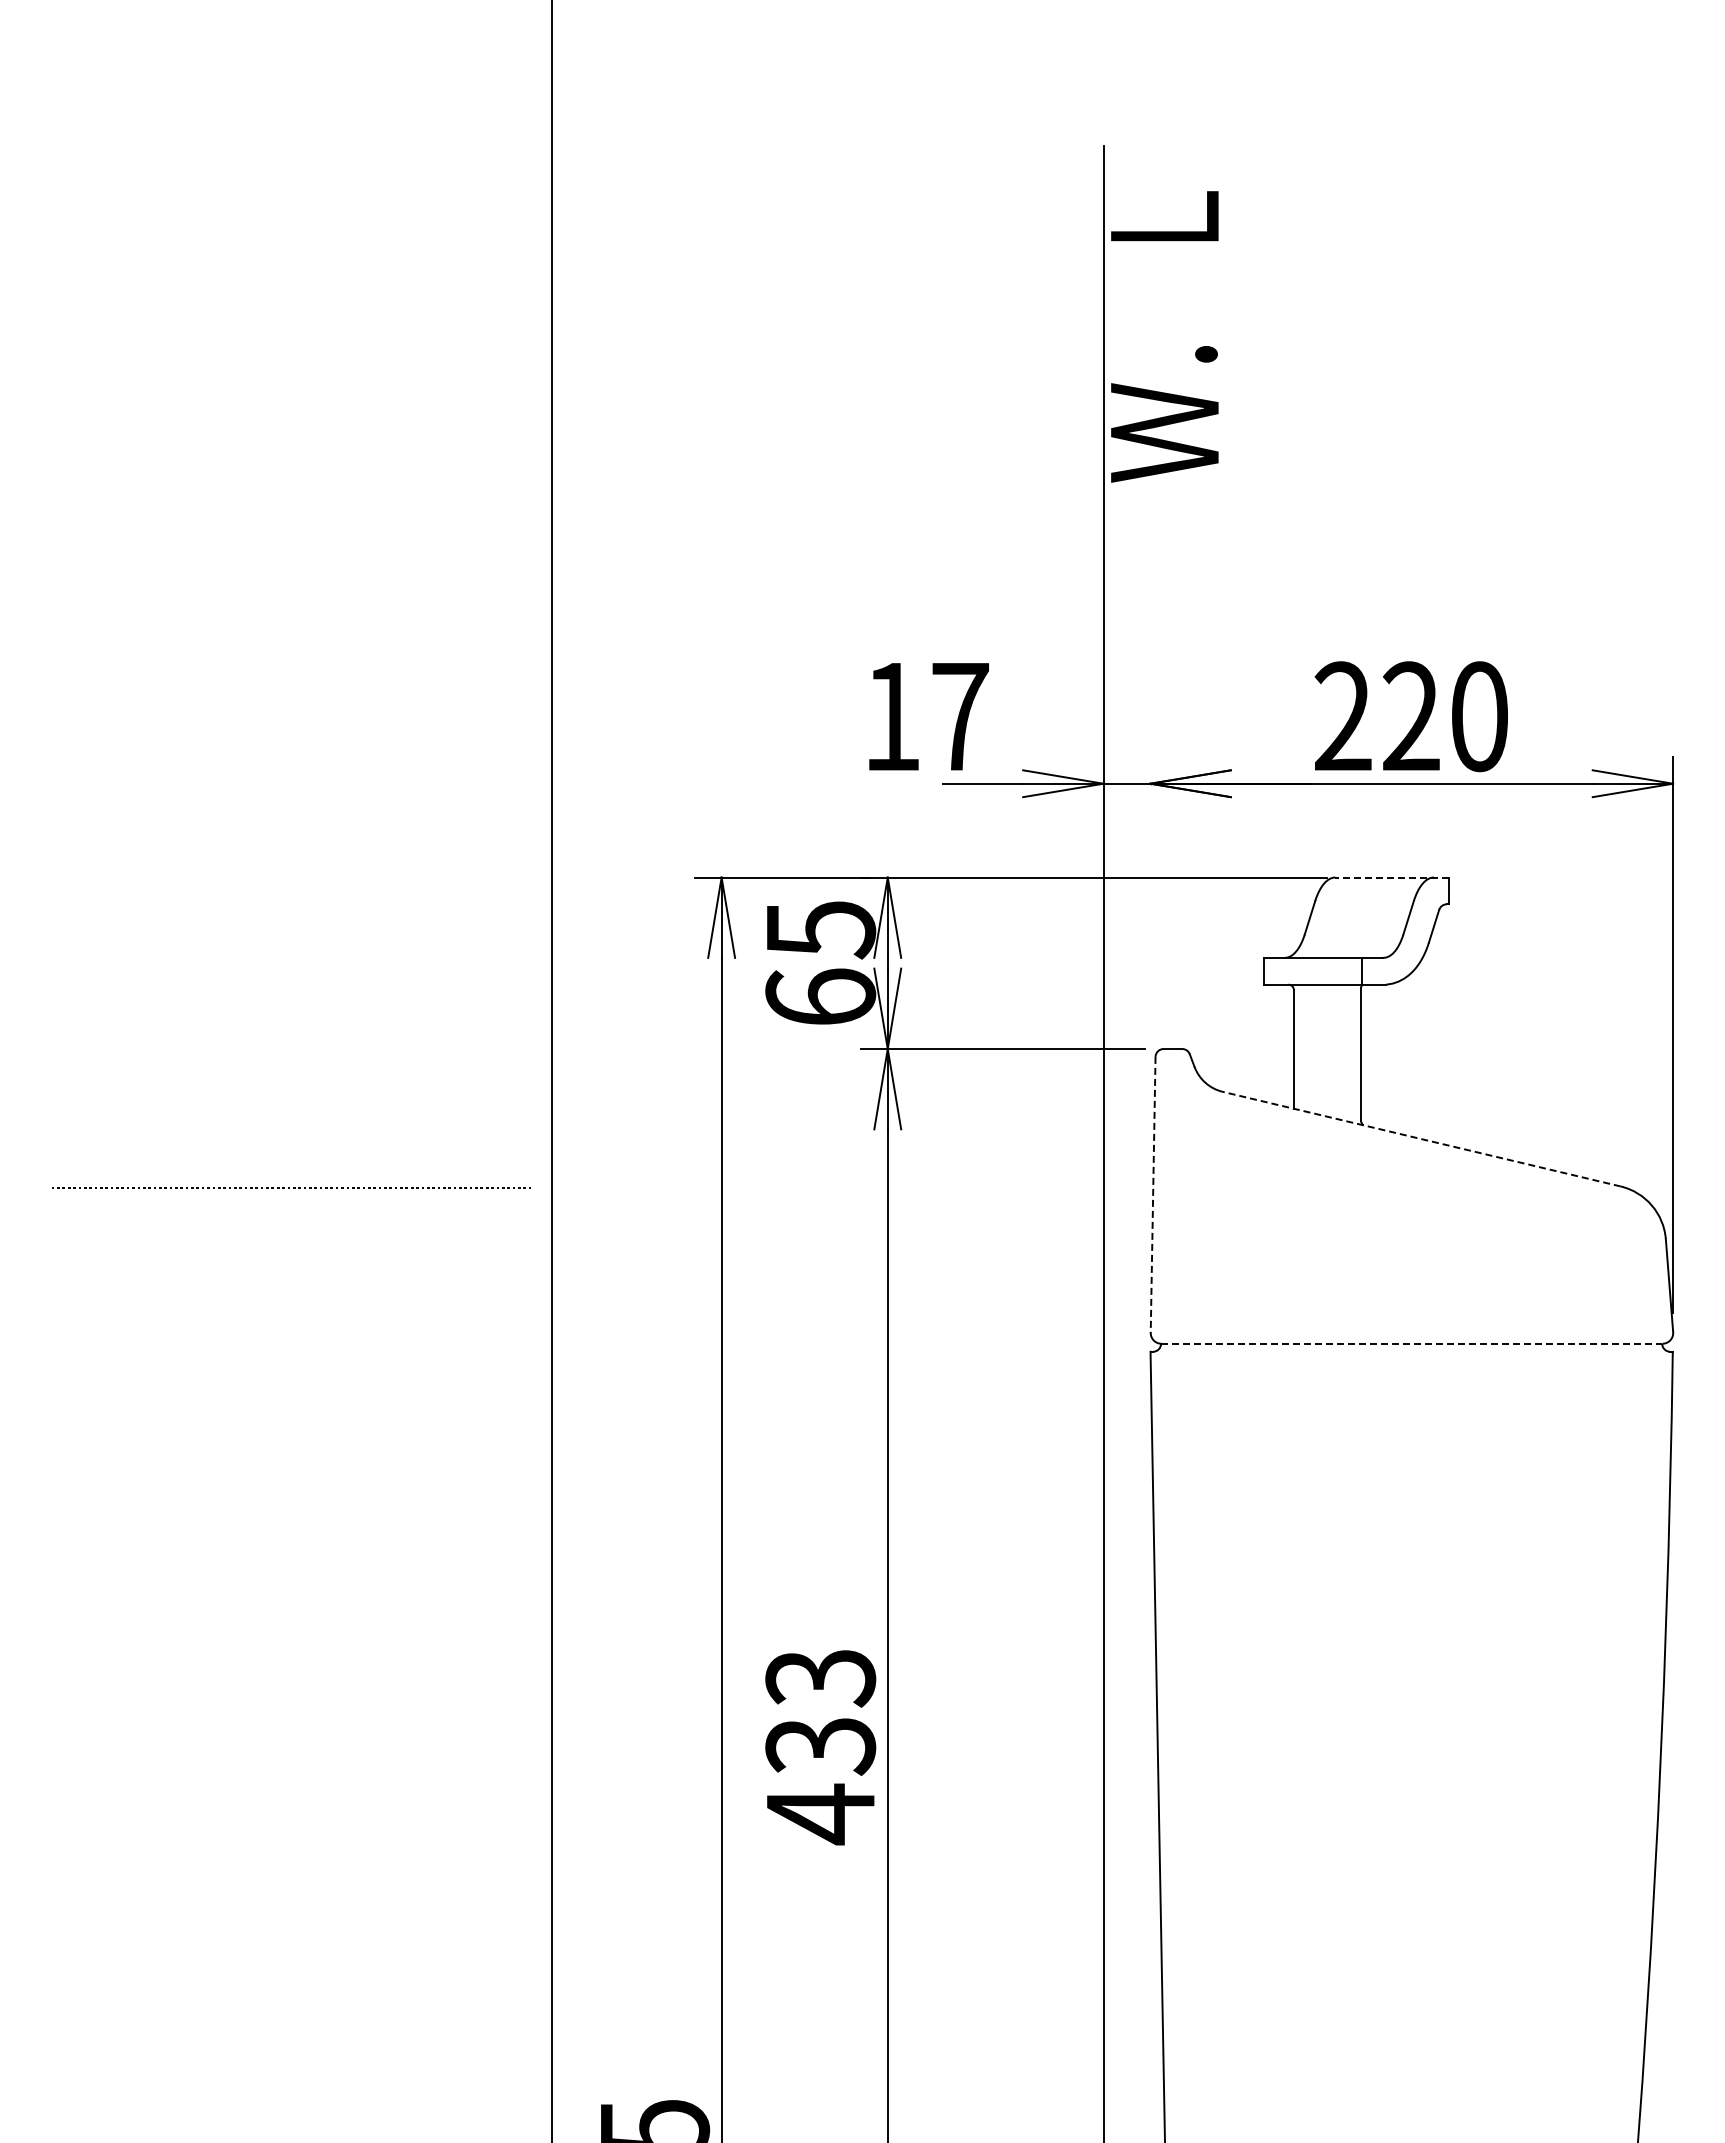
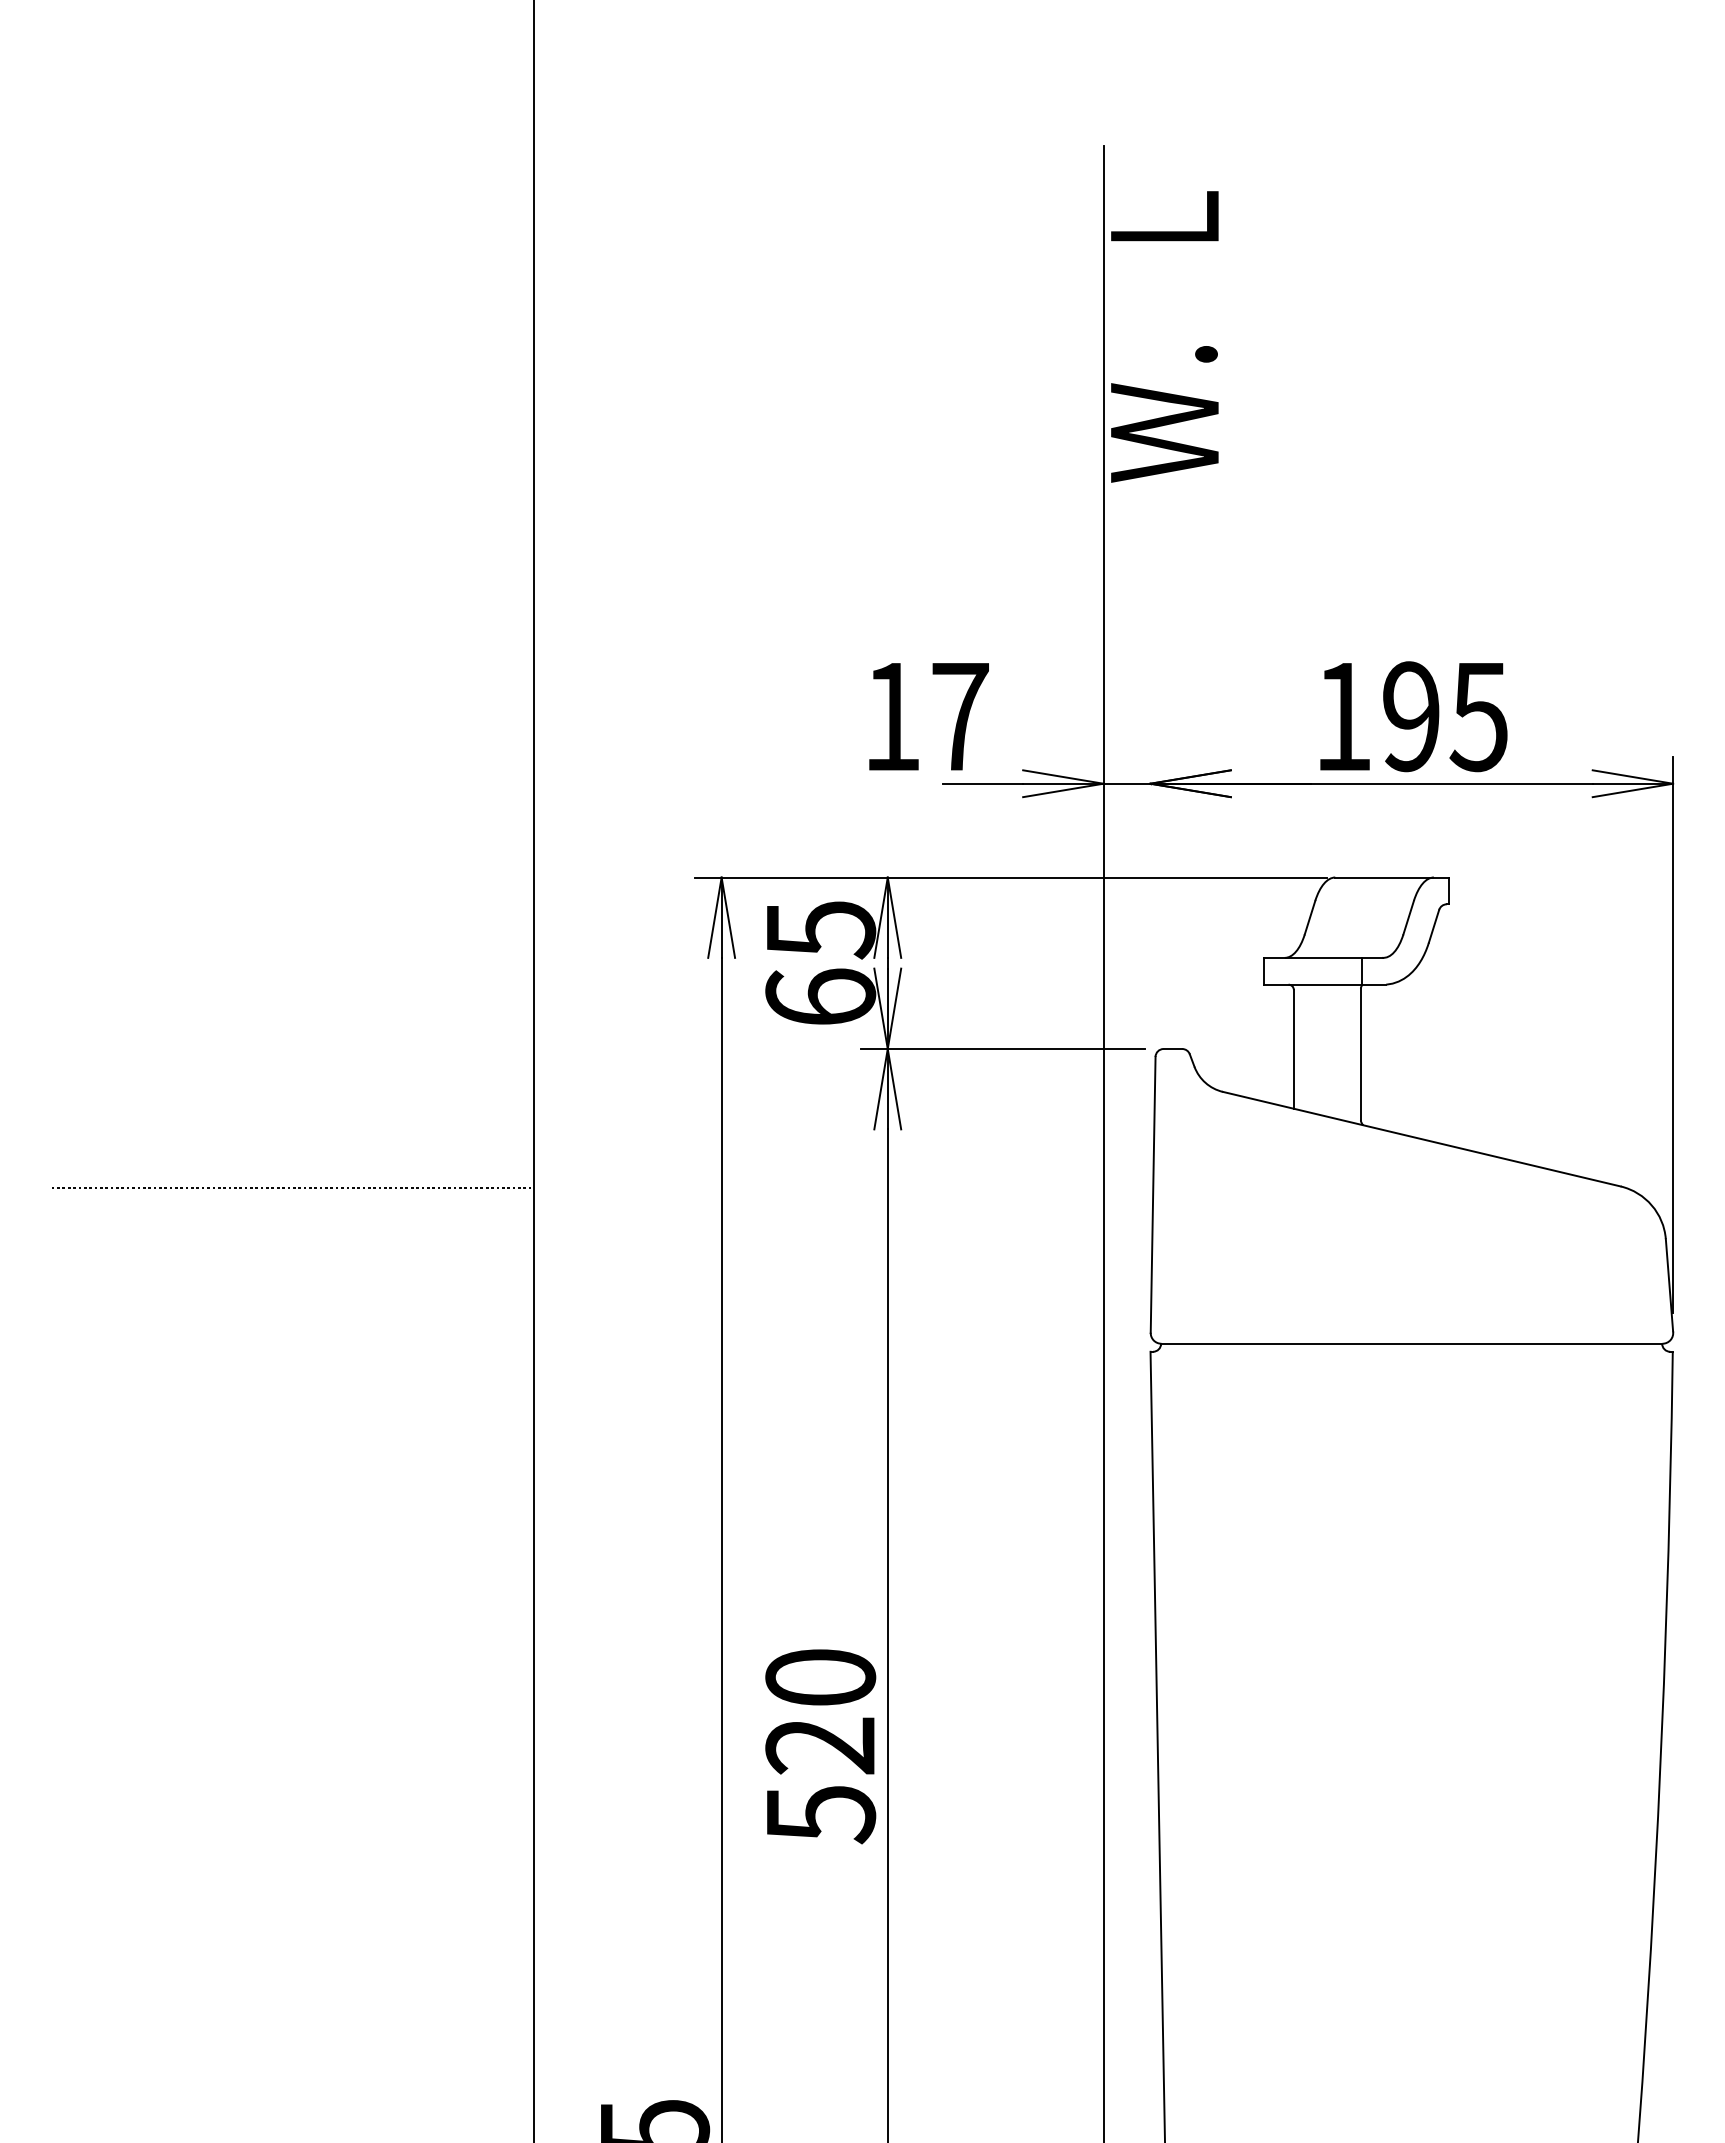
text: 220 -> 195 (1410, 716)
line: dashed -> solid (1392, 877)
line position: (552, 1070) -> (534, 1070) (534, 1070)
line: dashed -> solid (1421, 1139)
line: dashed -> solid (1153, 1195)
line: dashed -> solid (1411, 1343)
text: 433 -> 520 (820, 1747)
